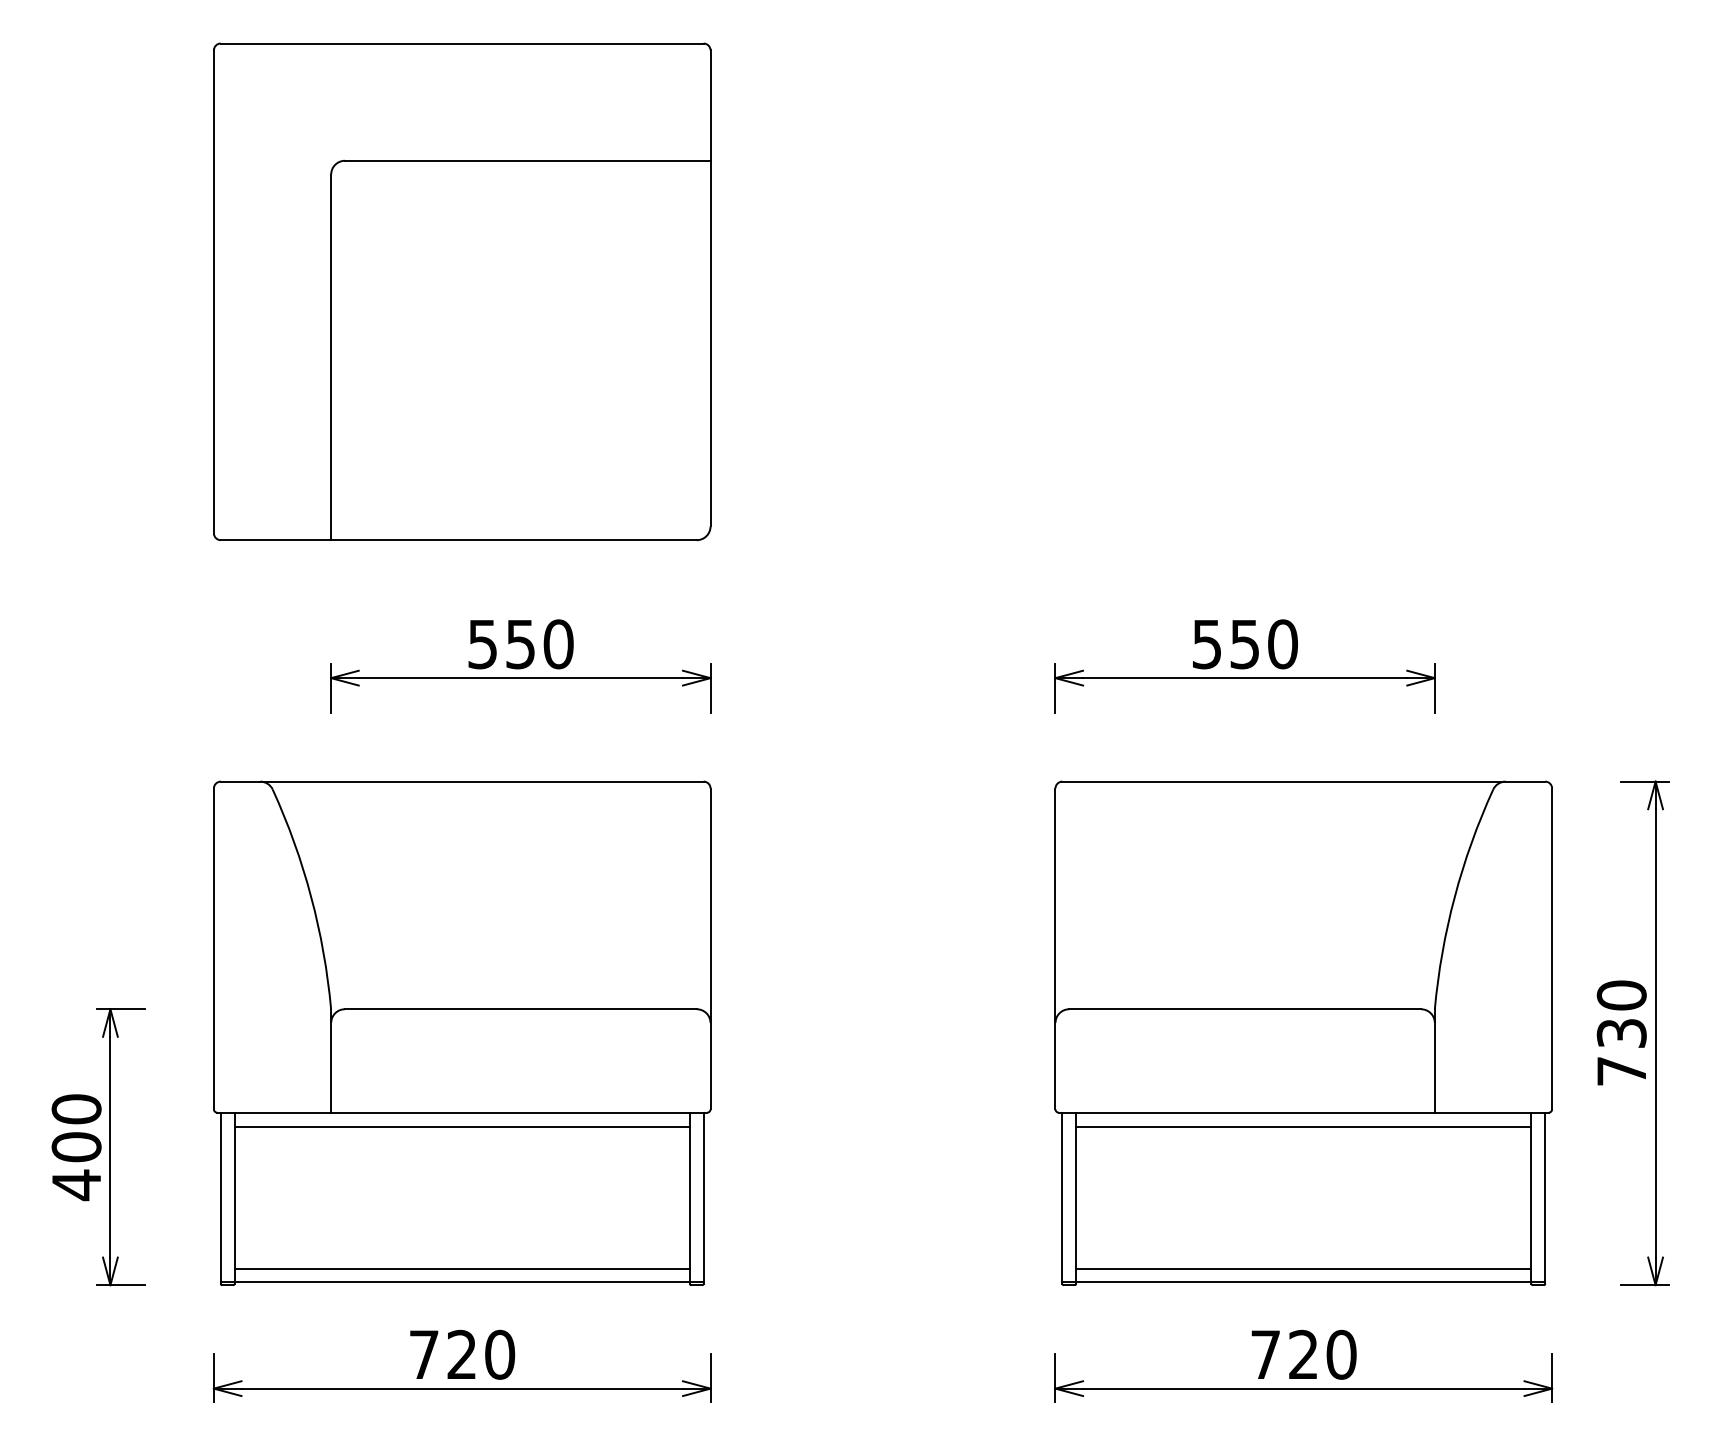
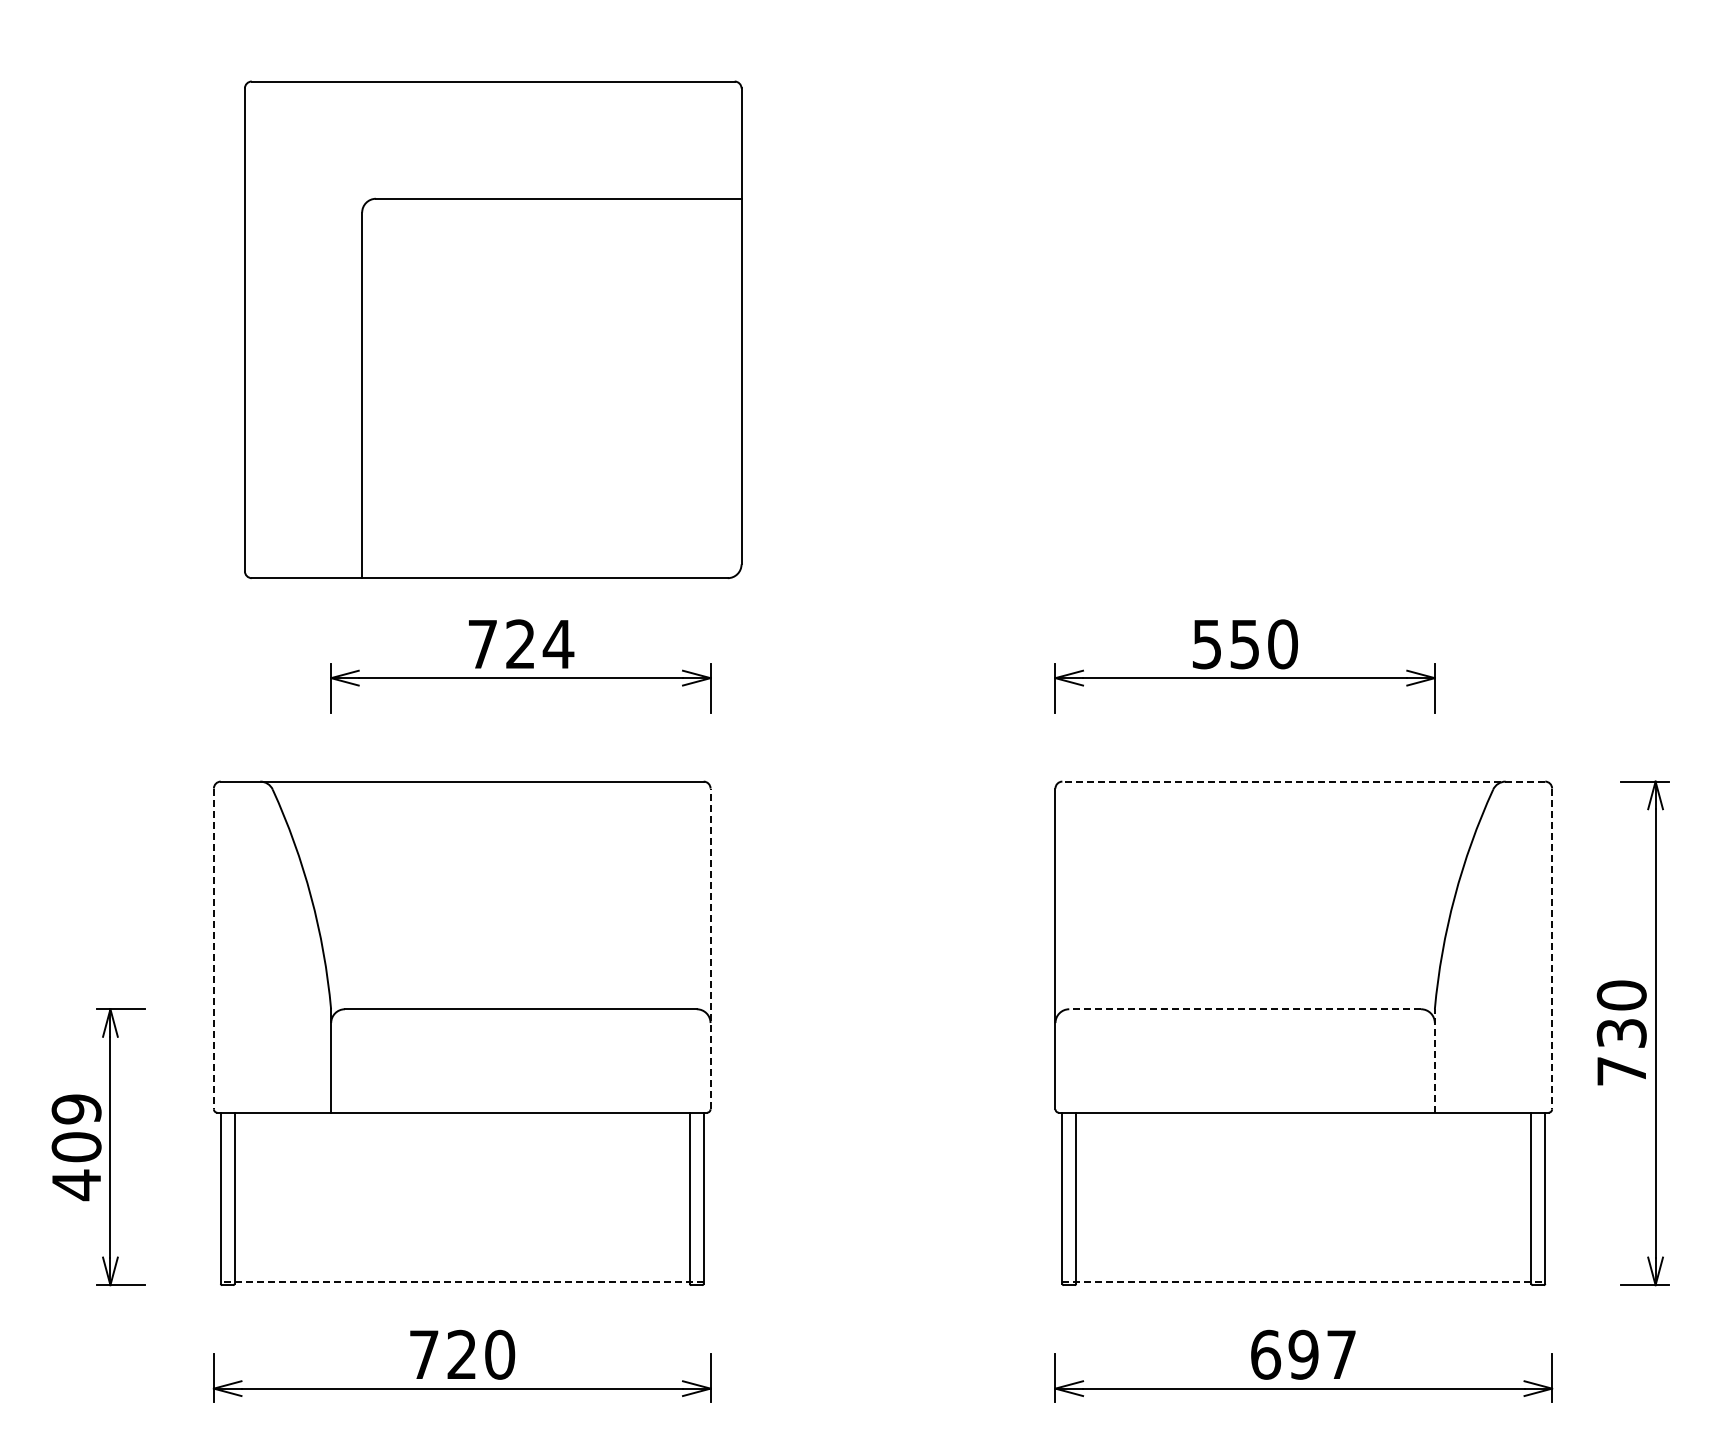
part position: (462, 291) -> (493, 329) (493, 329)
text: 550 -> 724 (521, 644)
line: solid -> dashed (1303, 781)
line: solid -> dashed (710, 948)
line: solid -> dashed (213, 949)
line: solid -> dashed (1552, 949)
line: solid -> dashed (1245, 1009)
line: solid -> dashed (1434, 1060)
text: 400 -> 409 (76, 1109)
line: present -> none (461, 1126)
line: present -> none (1303, 1126)
line: present -> none (461, 1268)
line: present -> none (1303, 1268)
line: solid -> dashed (461, 1282)
line: solid -> dashed (1304, 1282)
text: 720 -> 697 (1303, 1354)
